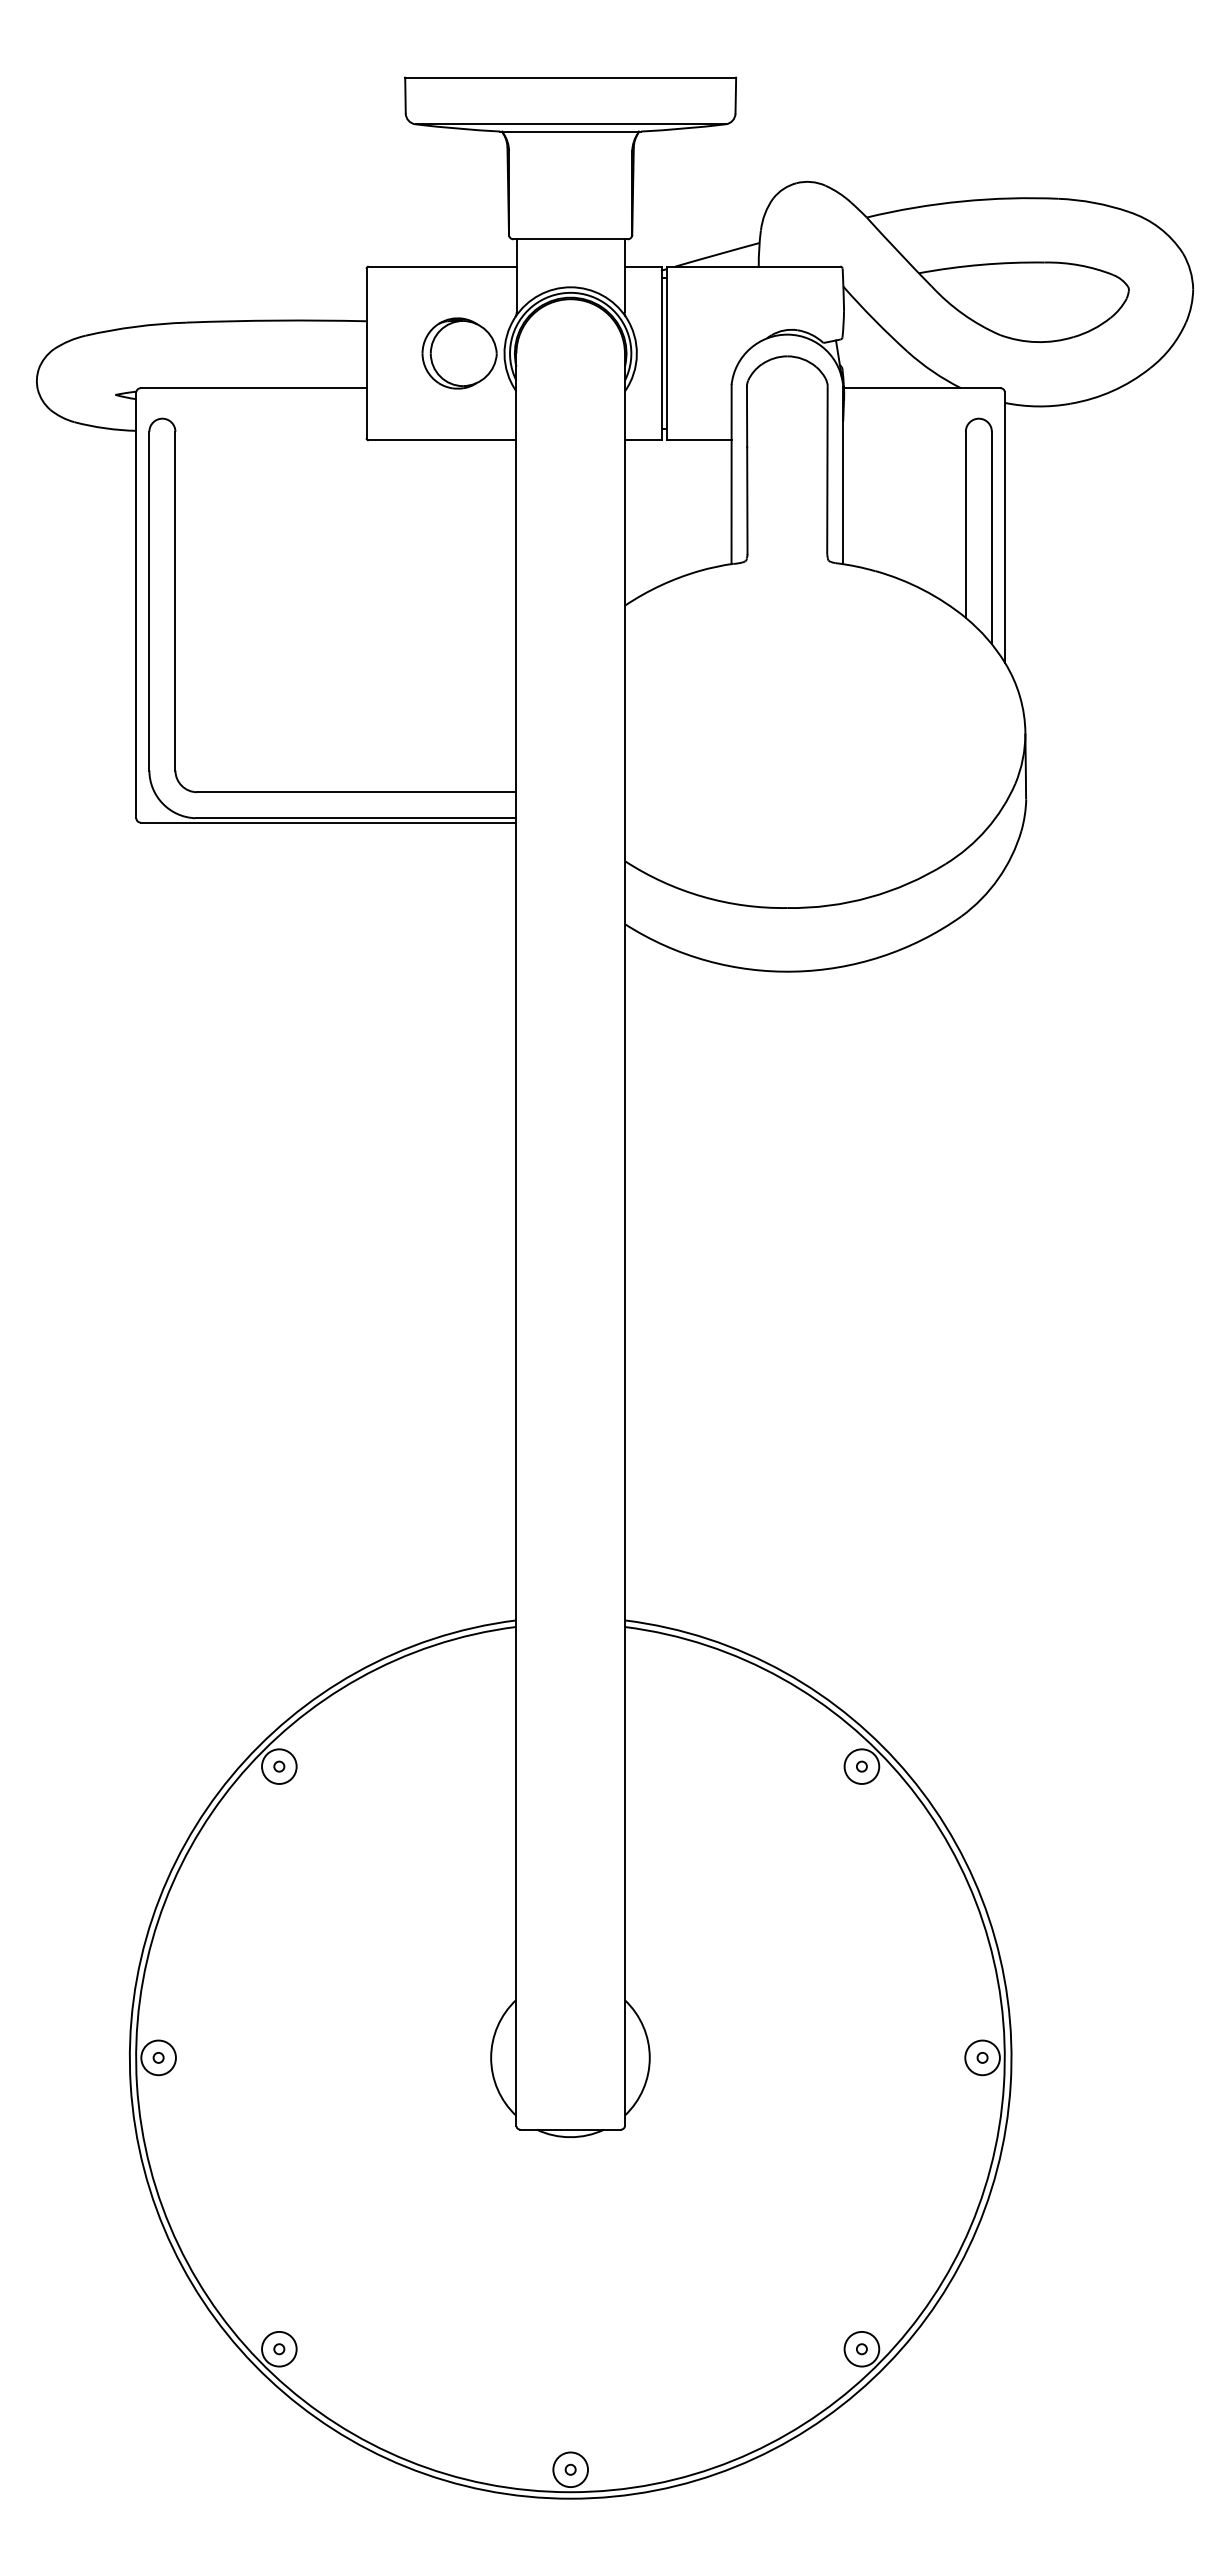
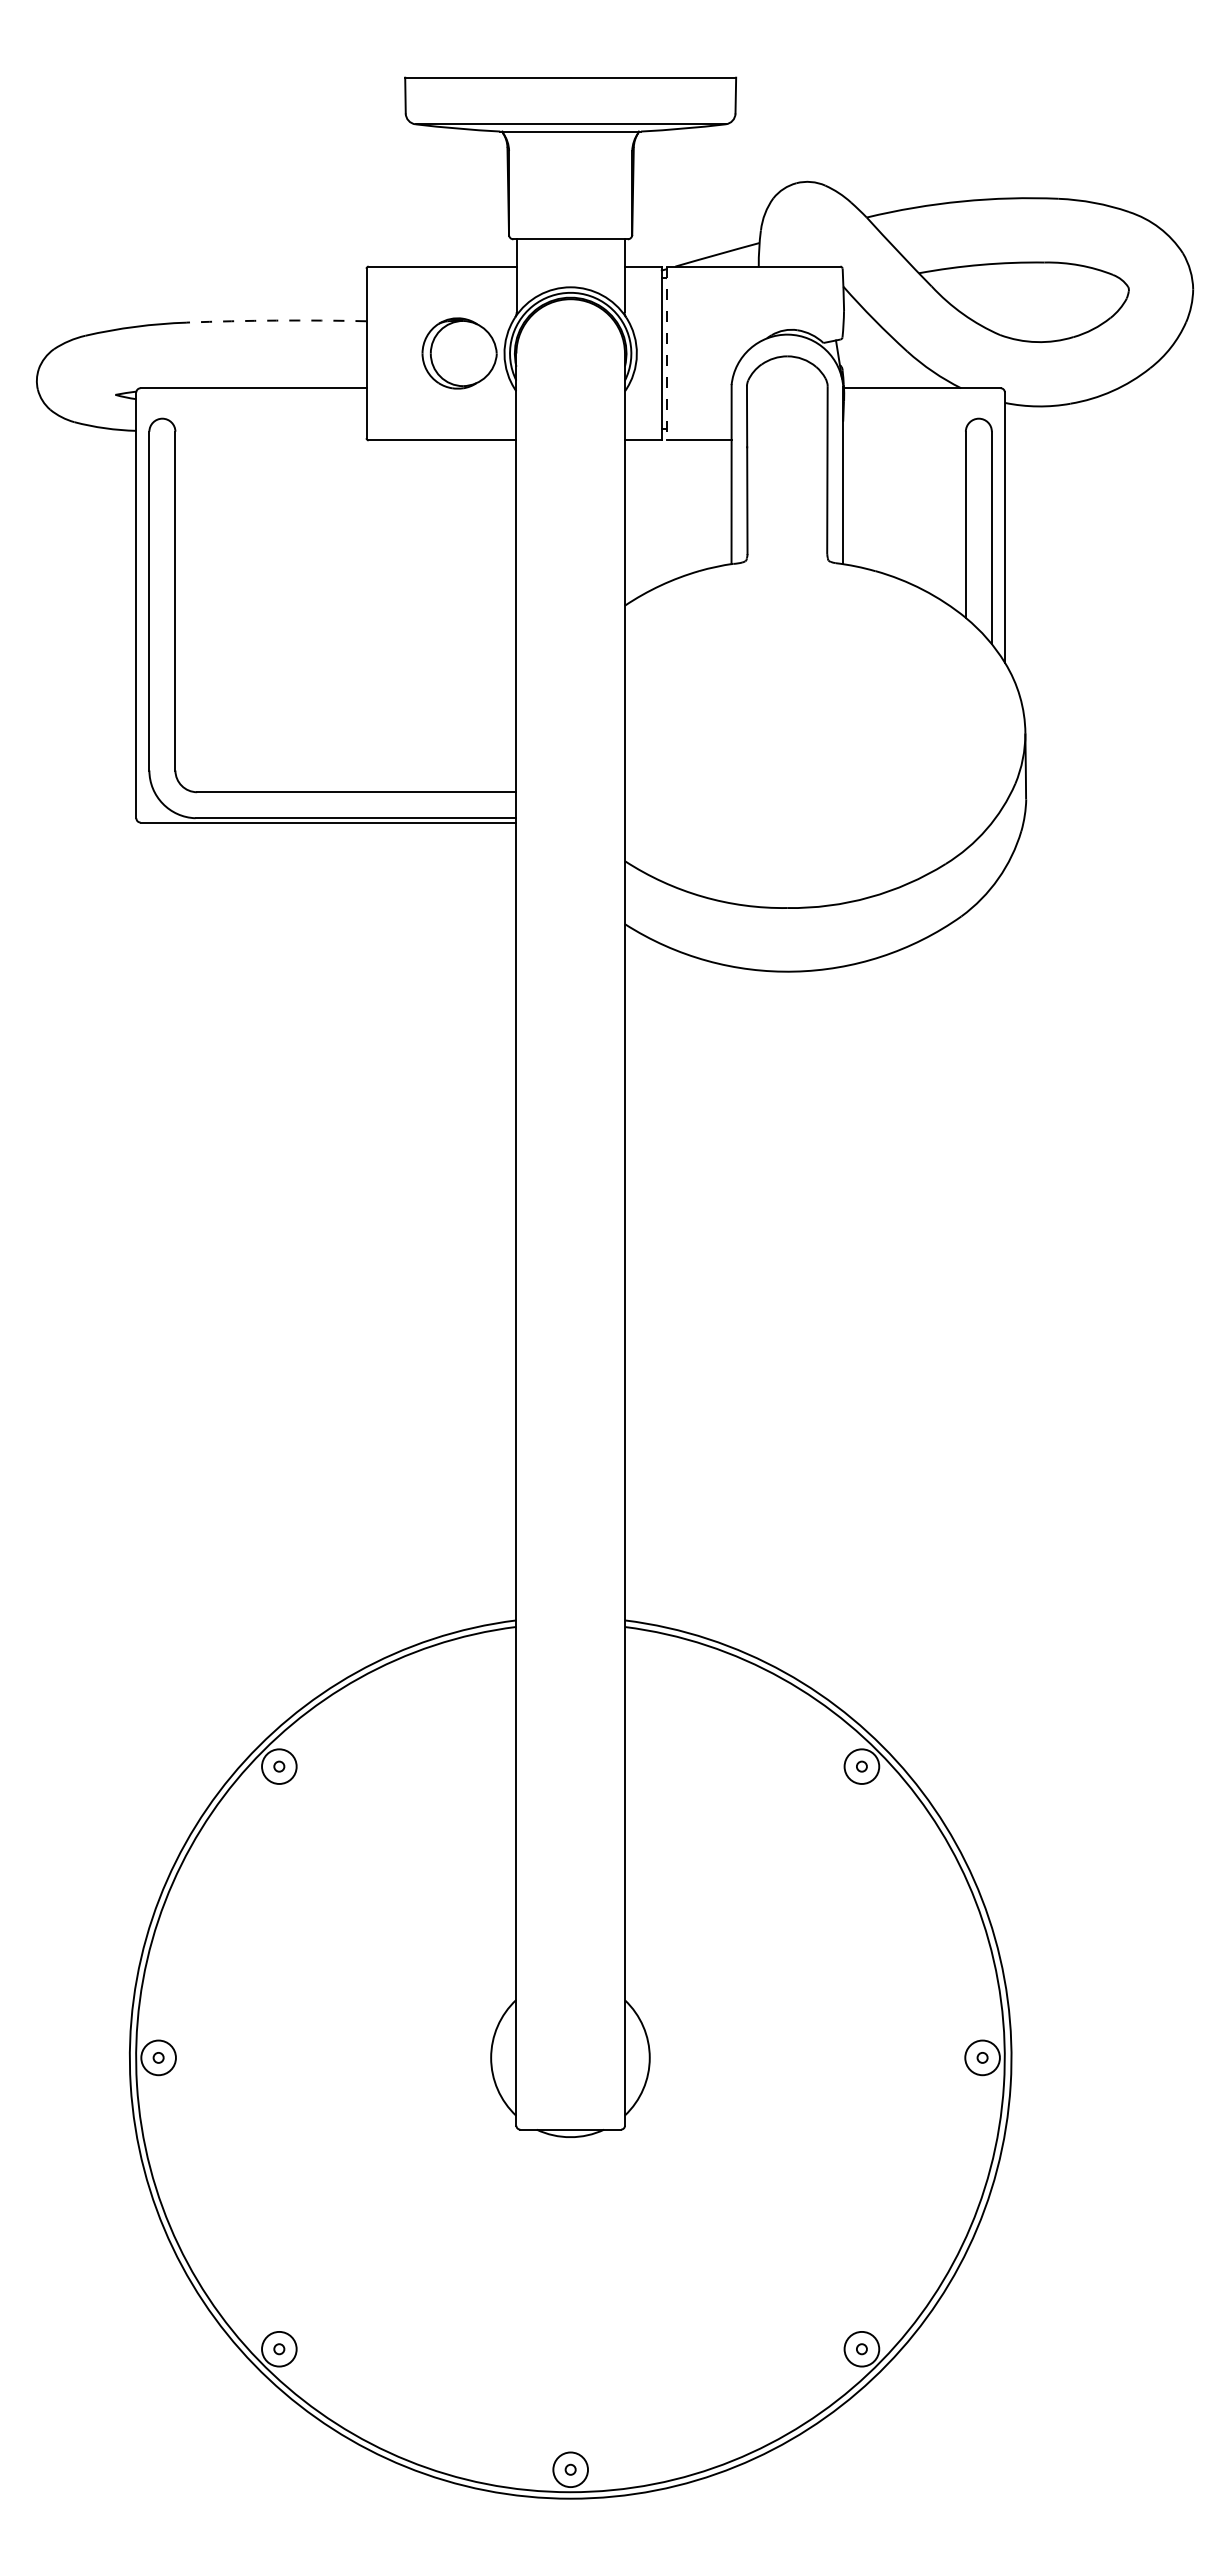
arc: solid -> dashed (276, 320)
line: solid -> dashed (666, 353)
